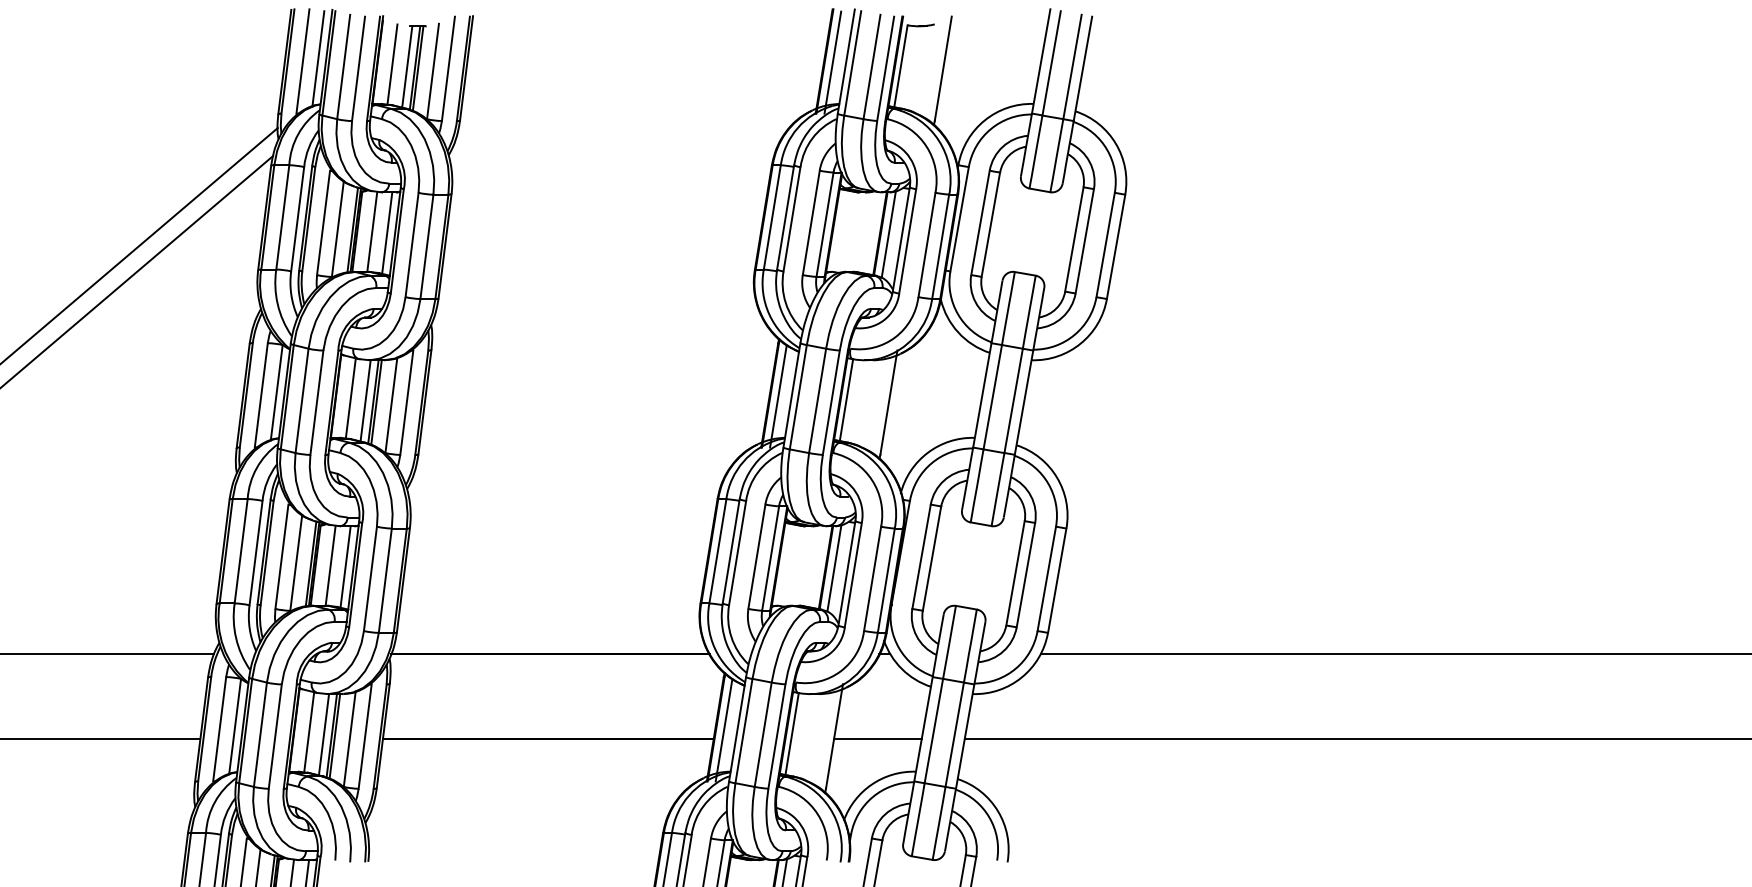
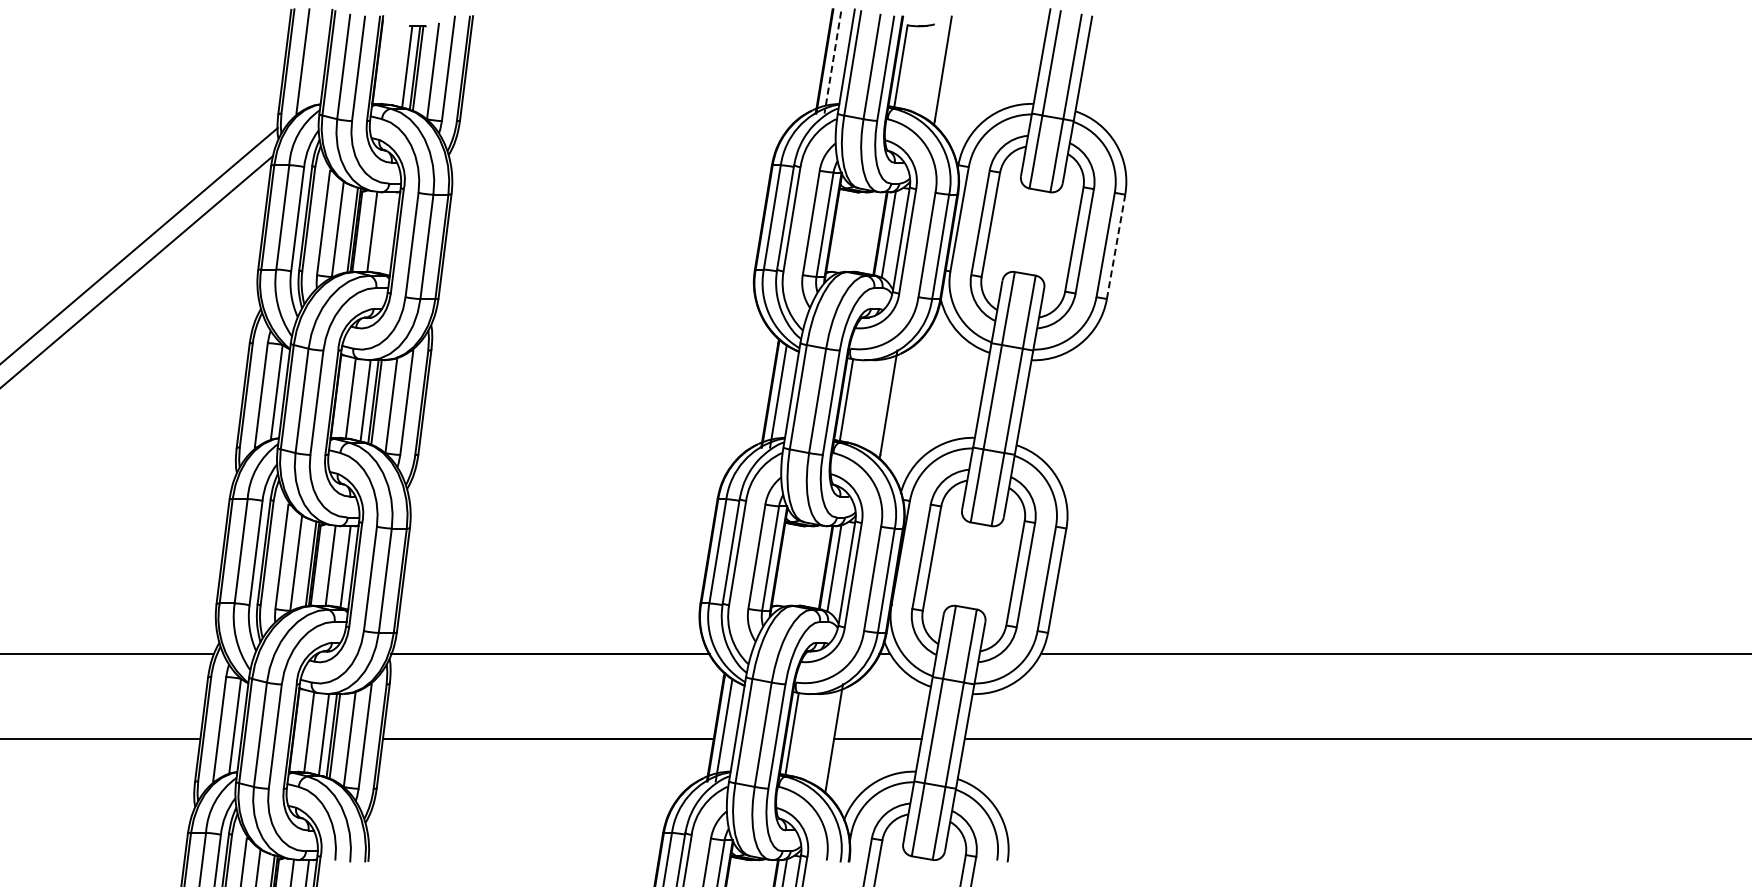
line: present -> none (318, 58)
line: solid -> dashed (832, 62)
line: present -> none (392, 64)
line: present -> none (387, 232)
line: solid -> dashed (1116, 246)
